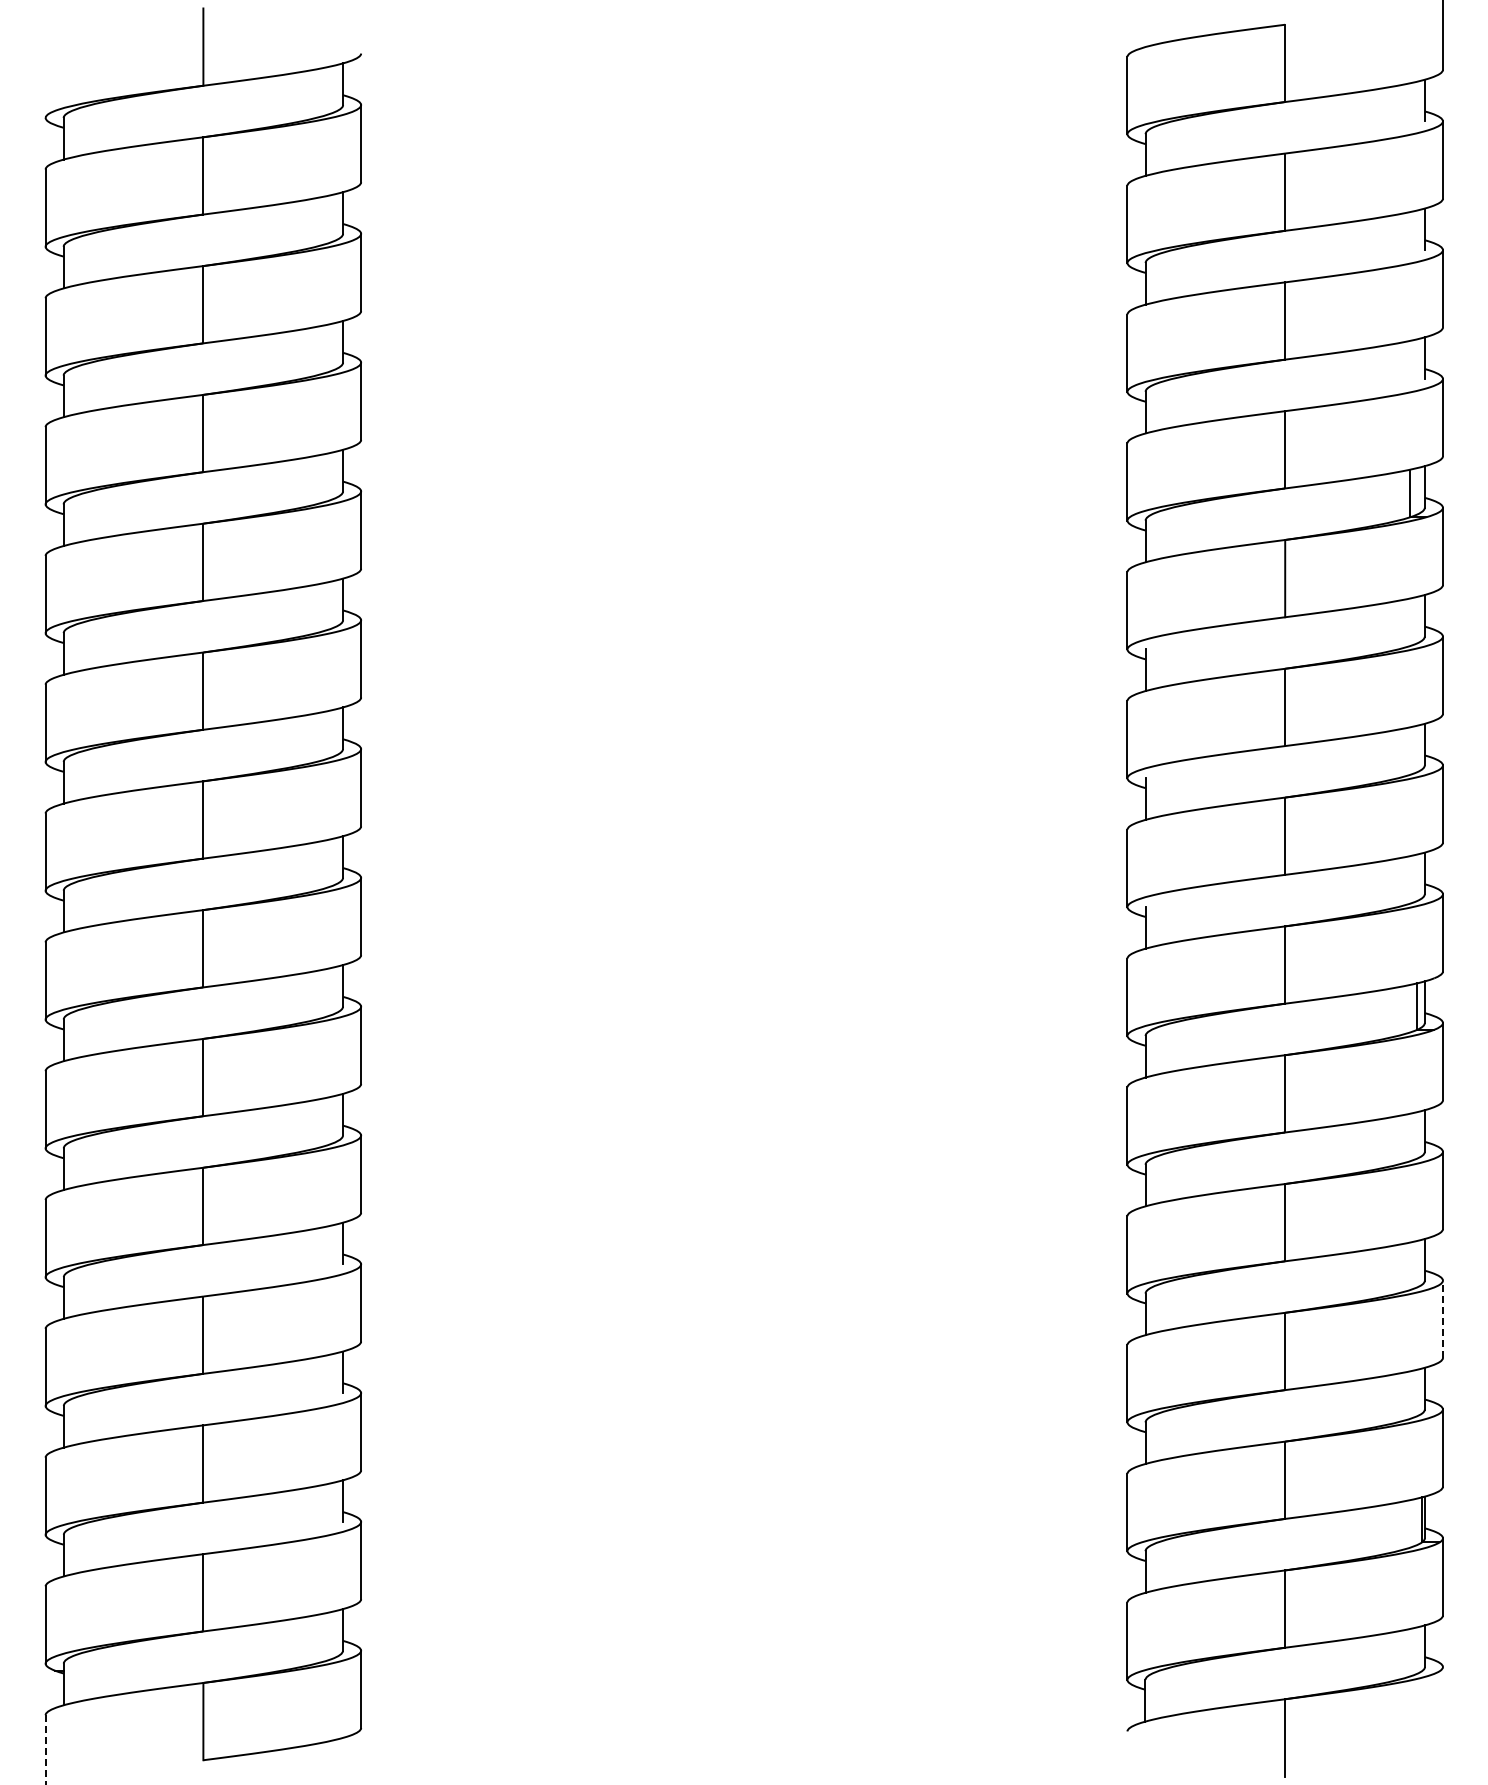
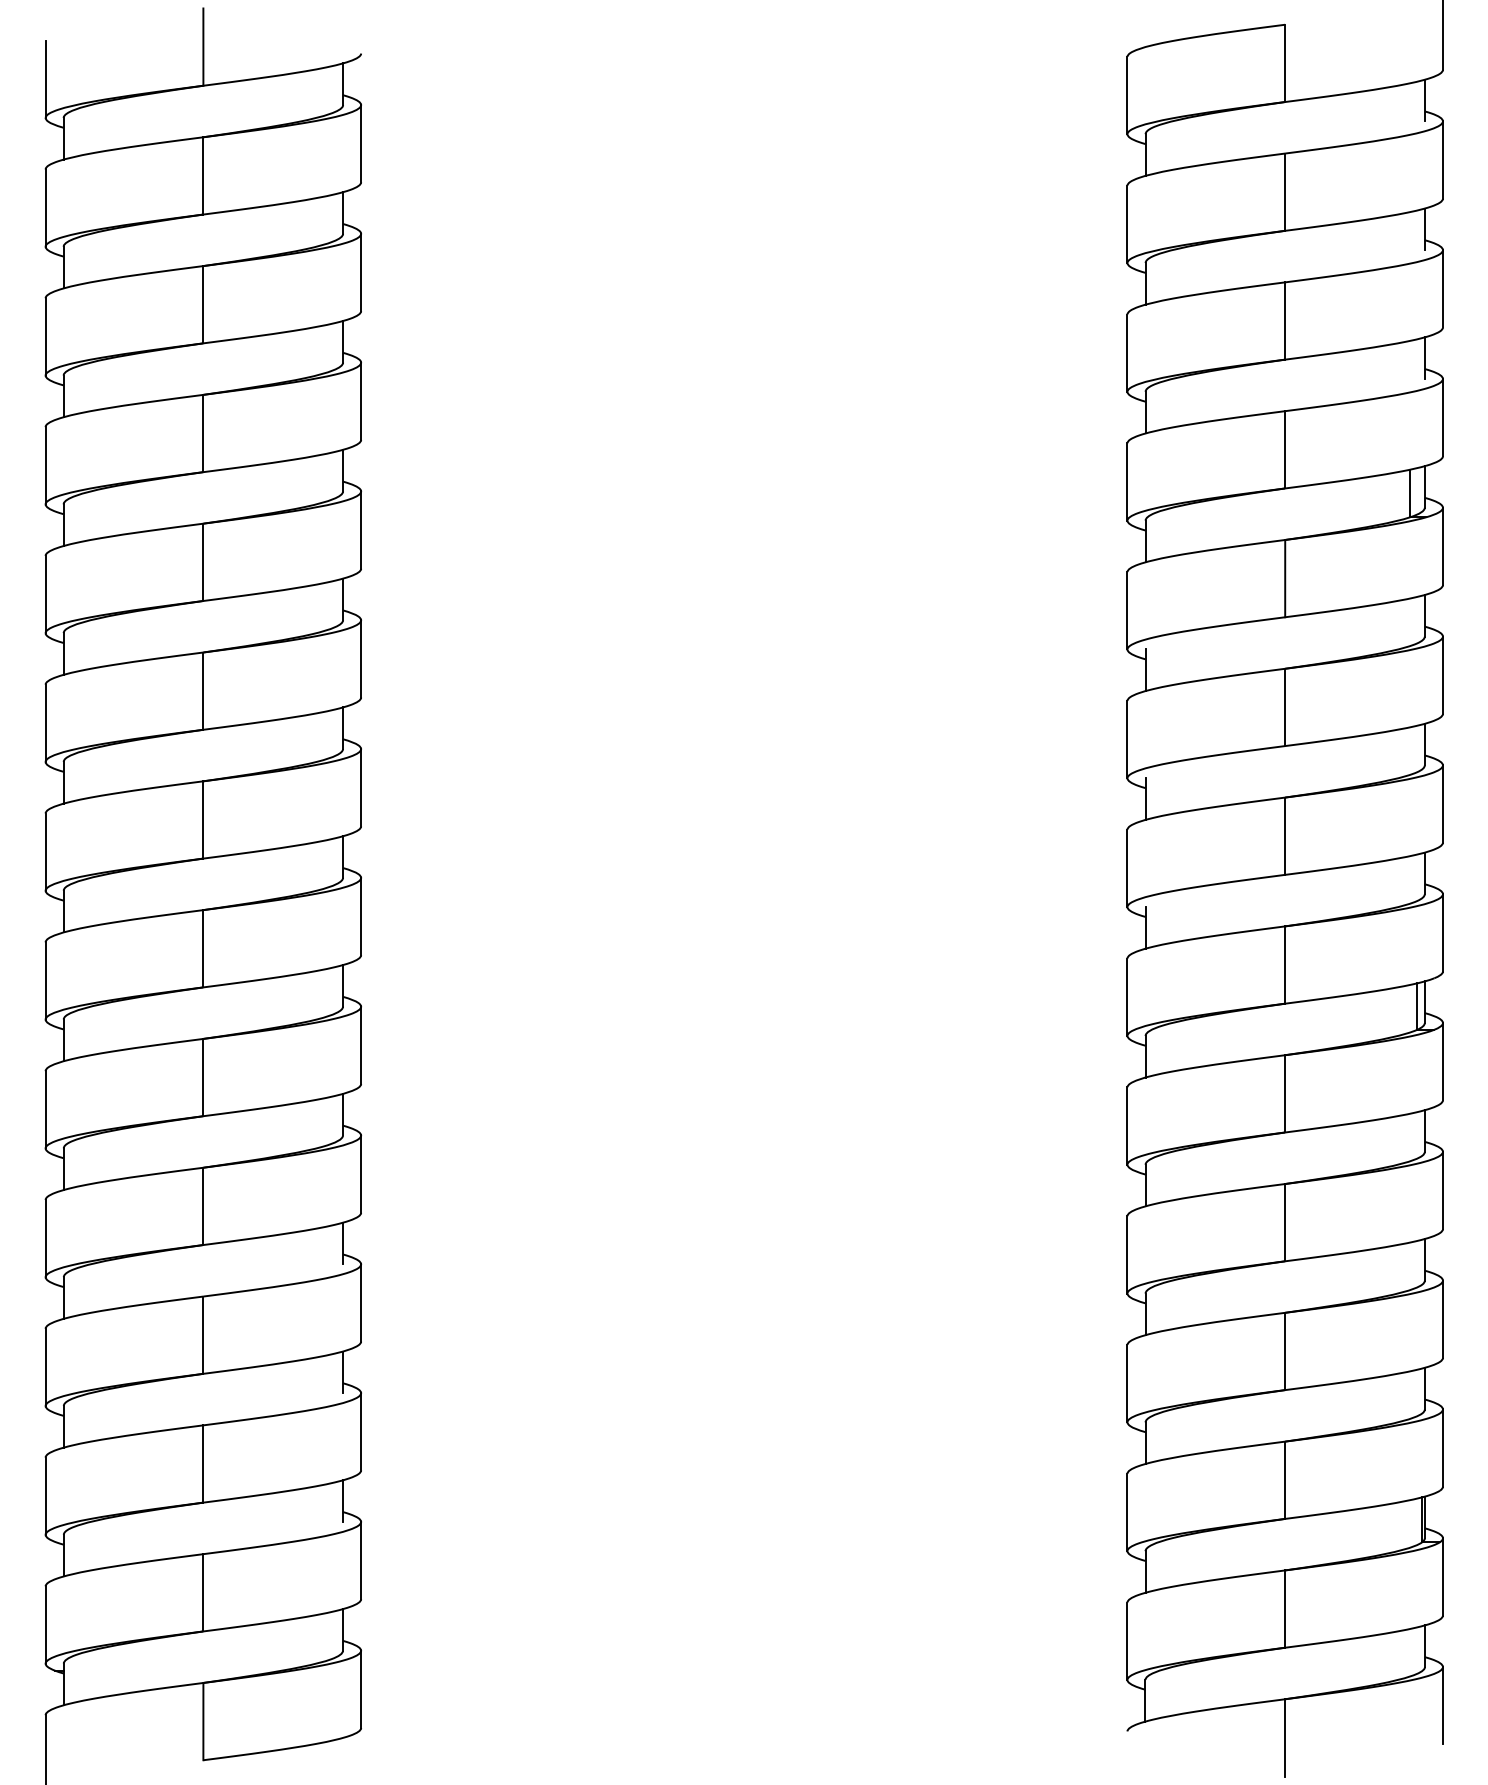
line: none -> present (45, 78)
line: dashed -> solid (1442, 1319)
line: none -> present (1442, 1705)
line: dashed -> solid (45, 1749)
